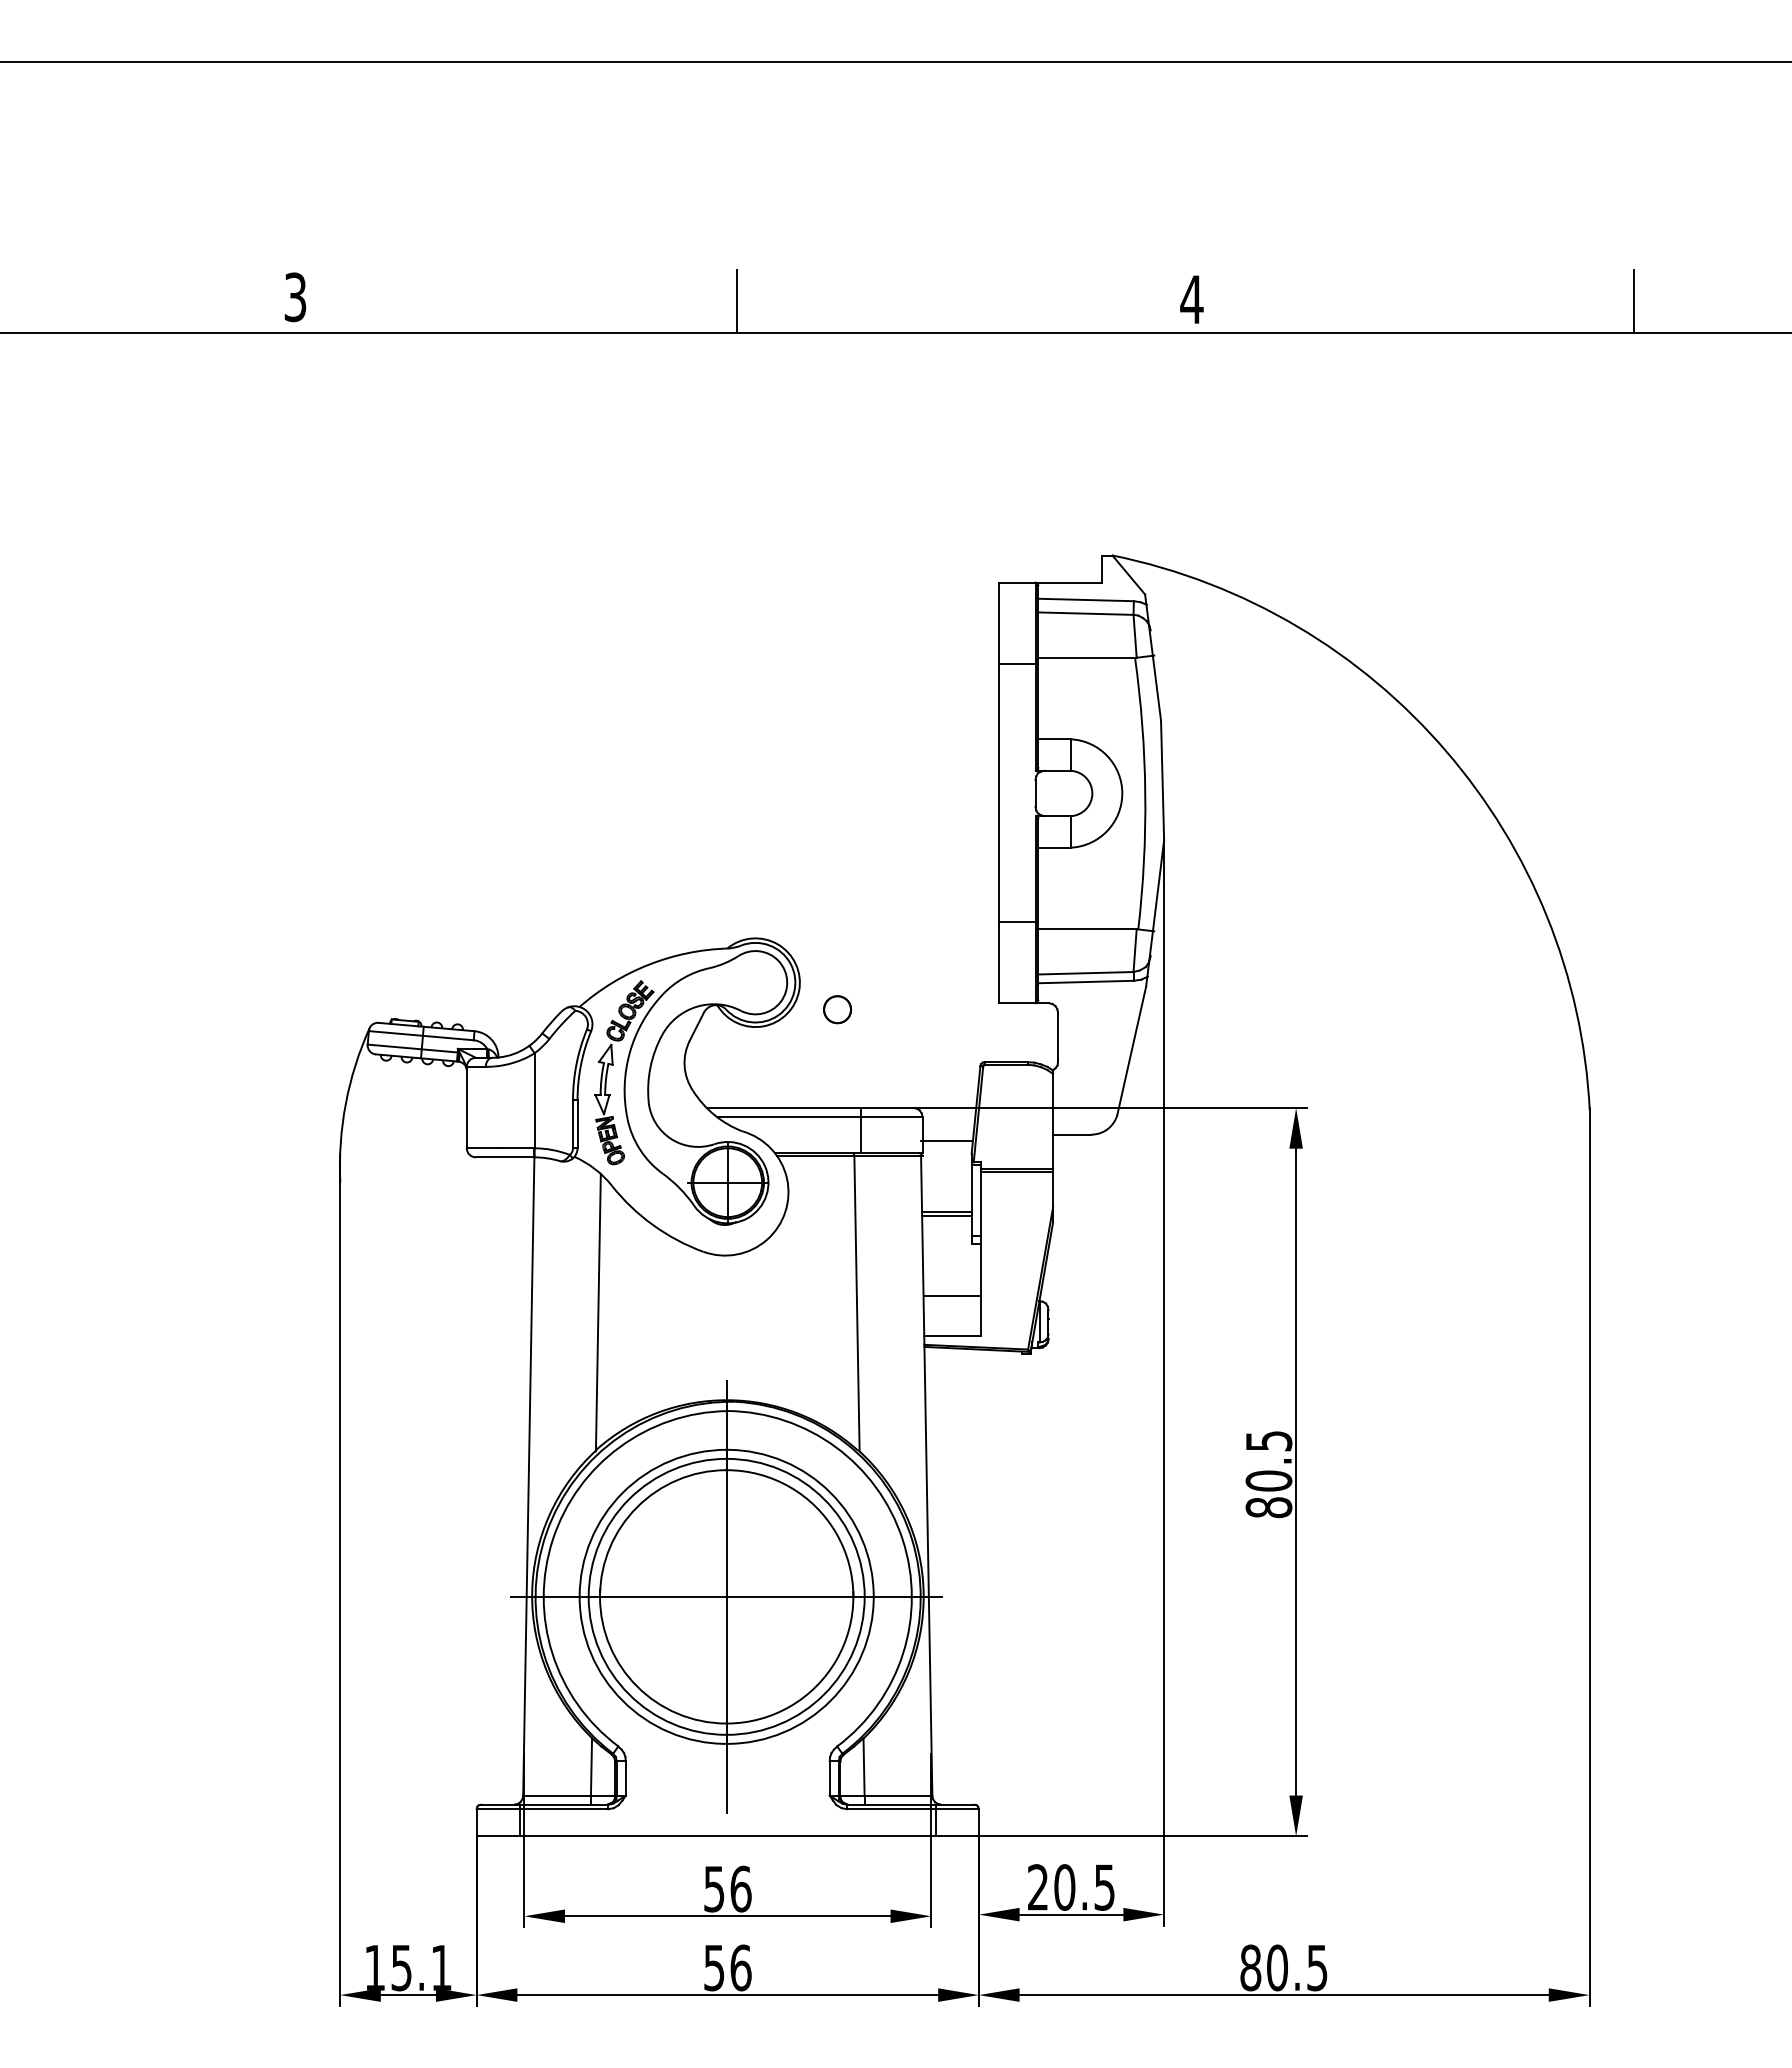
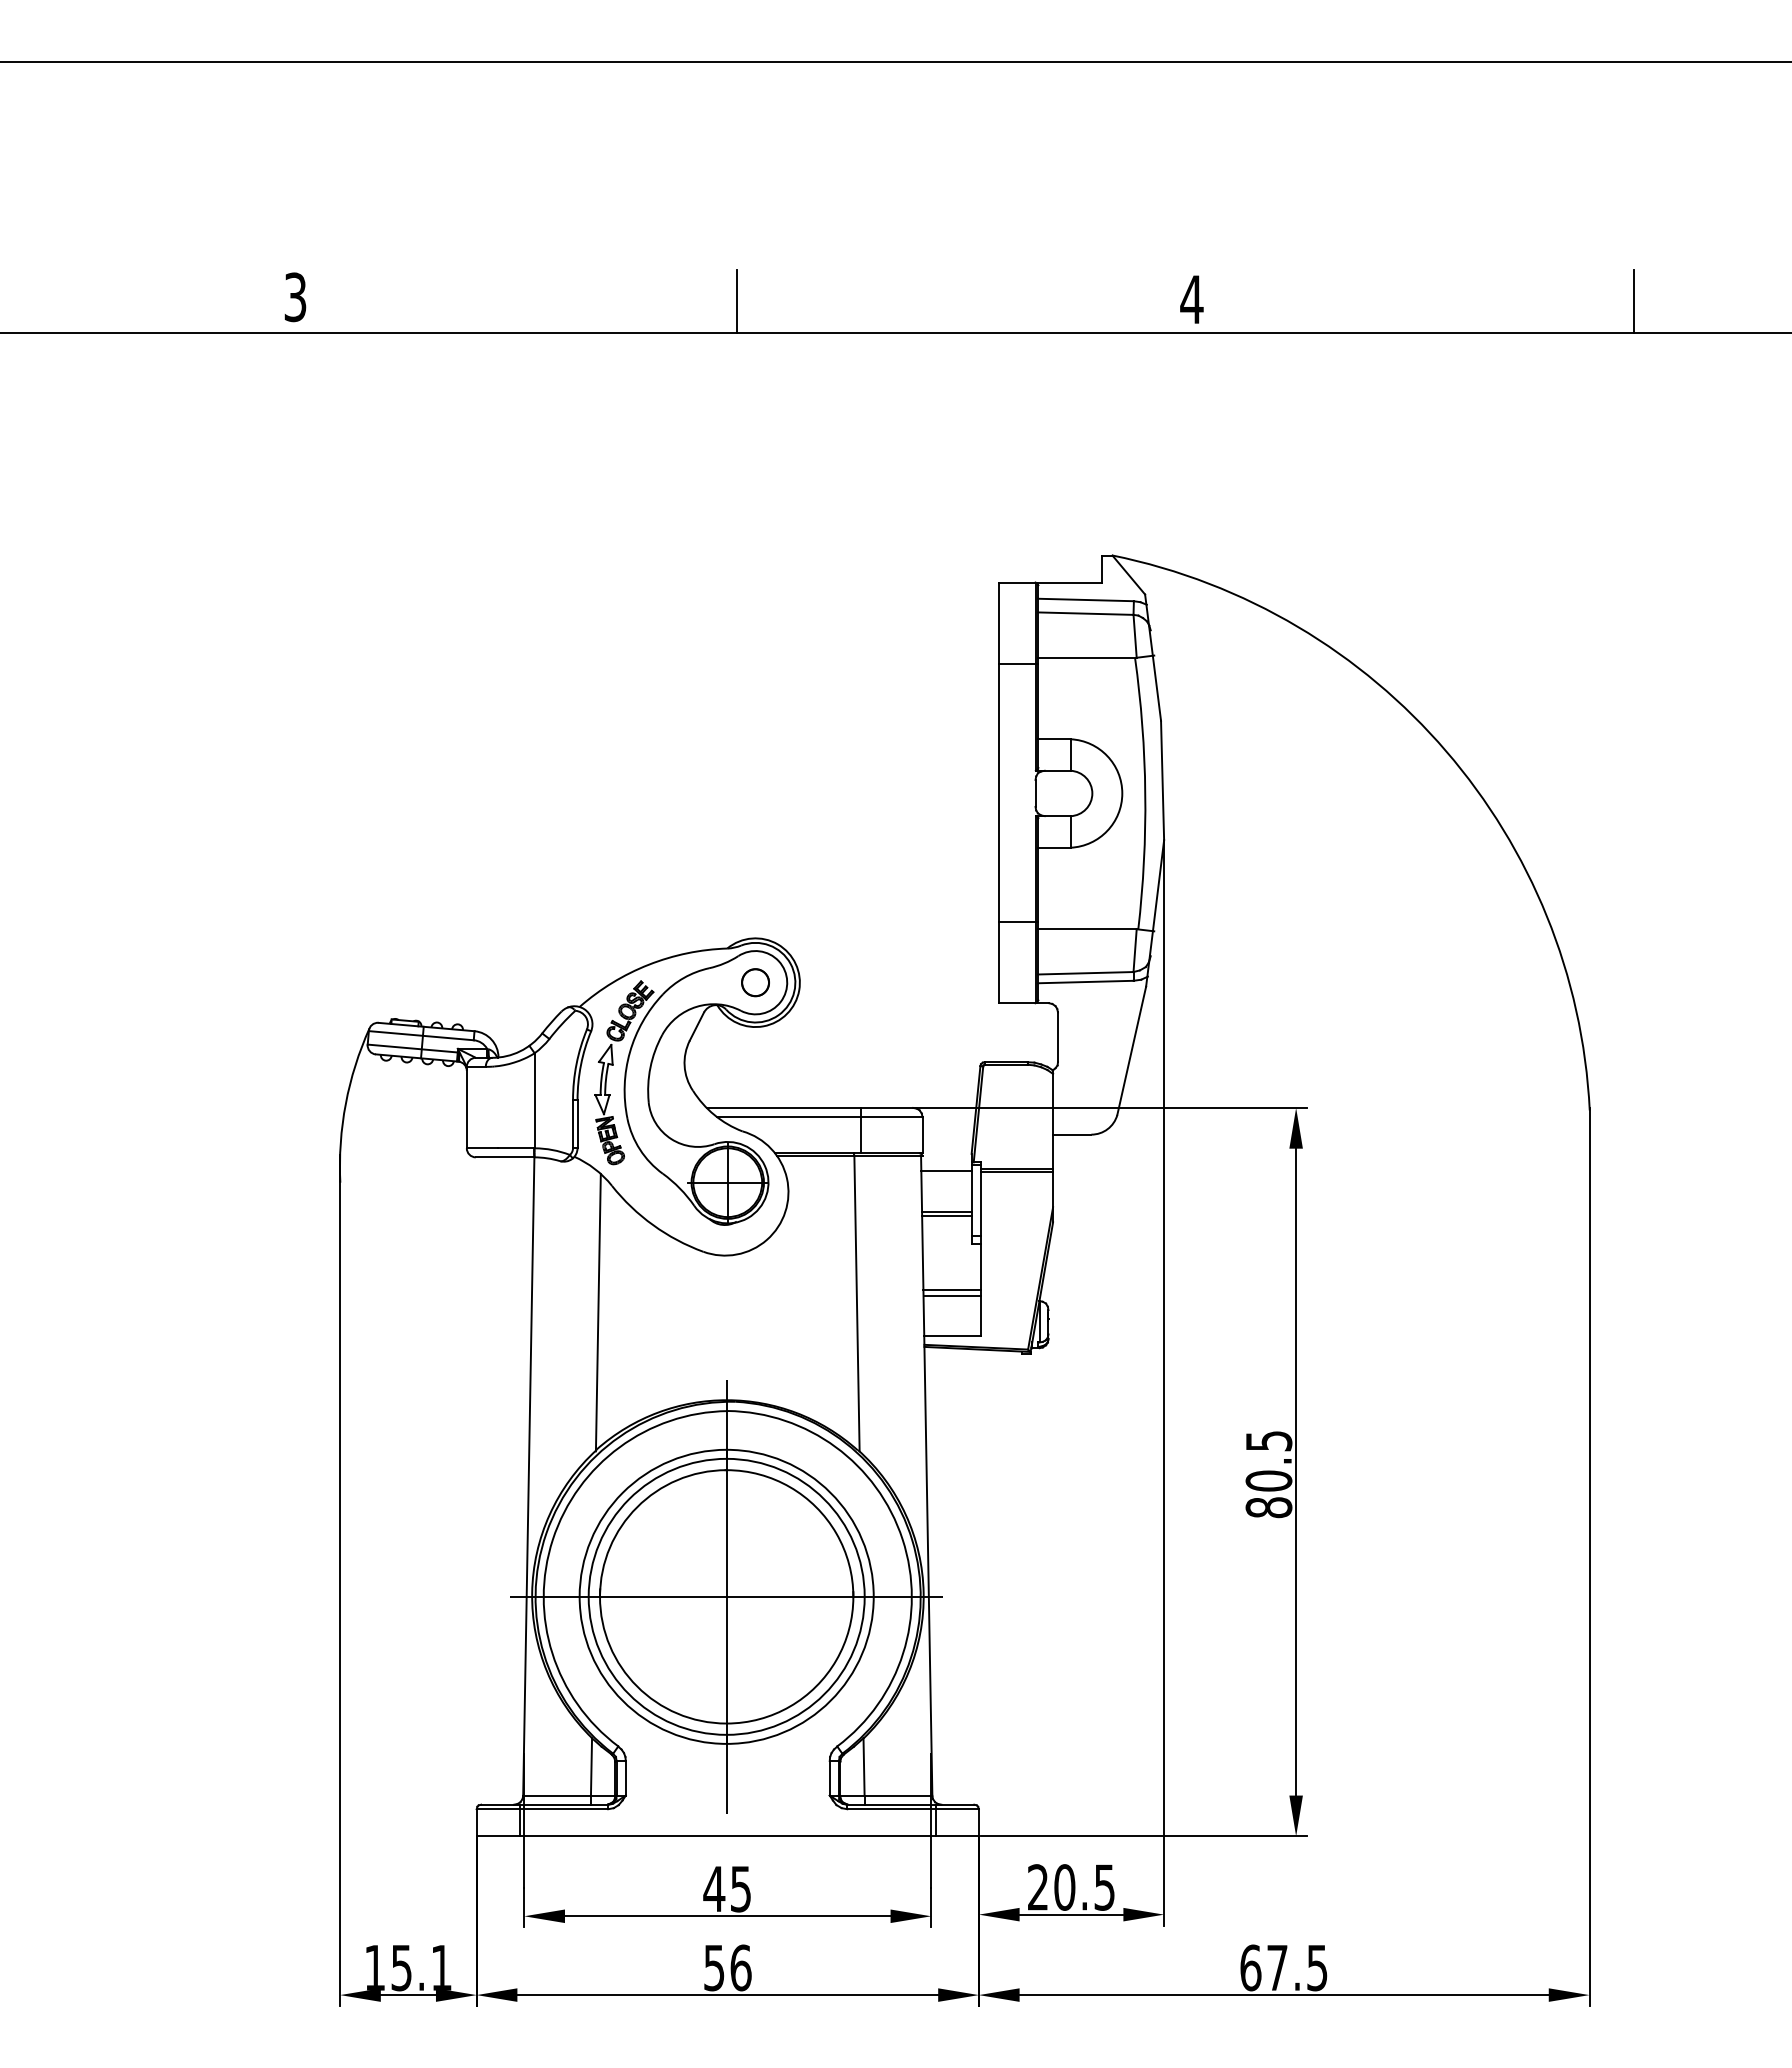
circle position: (837, 1009) -> (755, 982) (755, 982)
line position: (946, 1140) -> (946, 1170) (946, 1170)
line: none -> present (951, 1289)
text: 56 -> 45 (727, 1888)
text: 80.5 -> 67.5 (1263, 1967)
